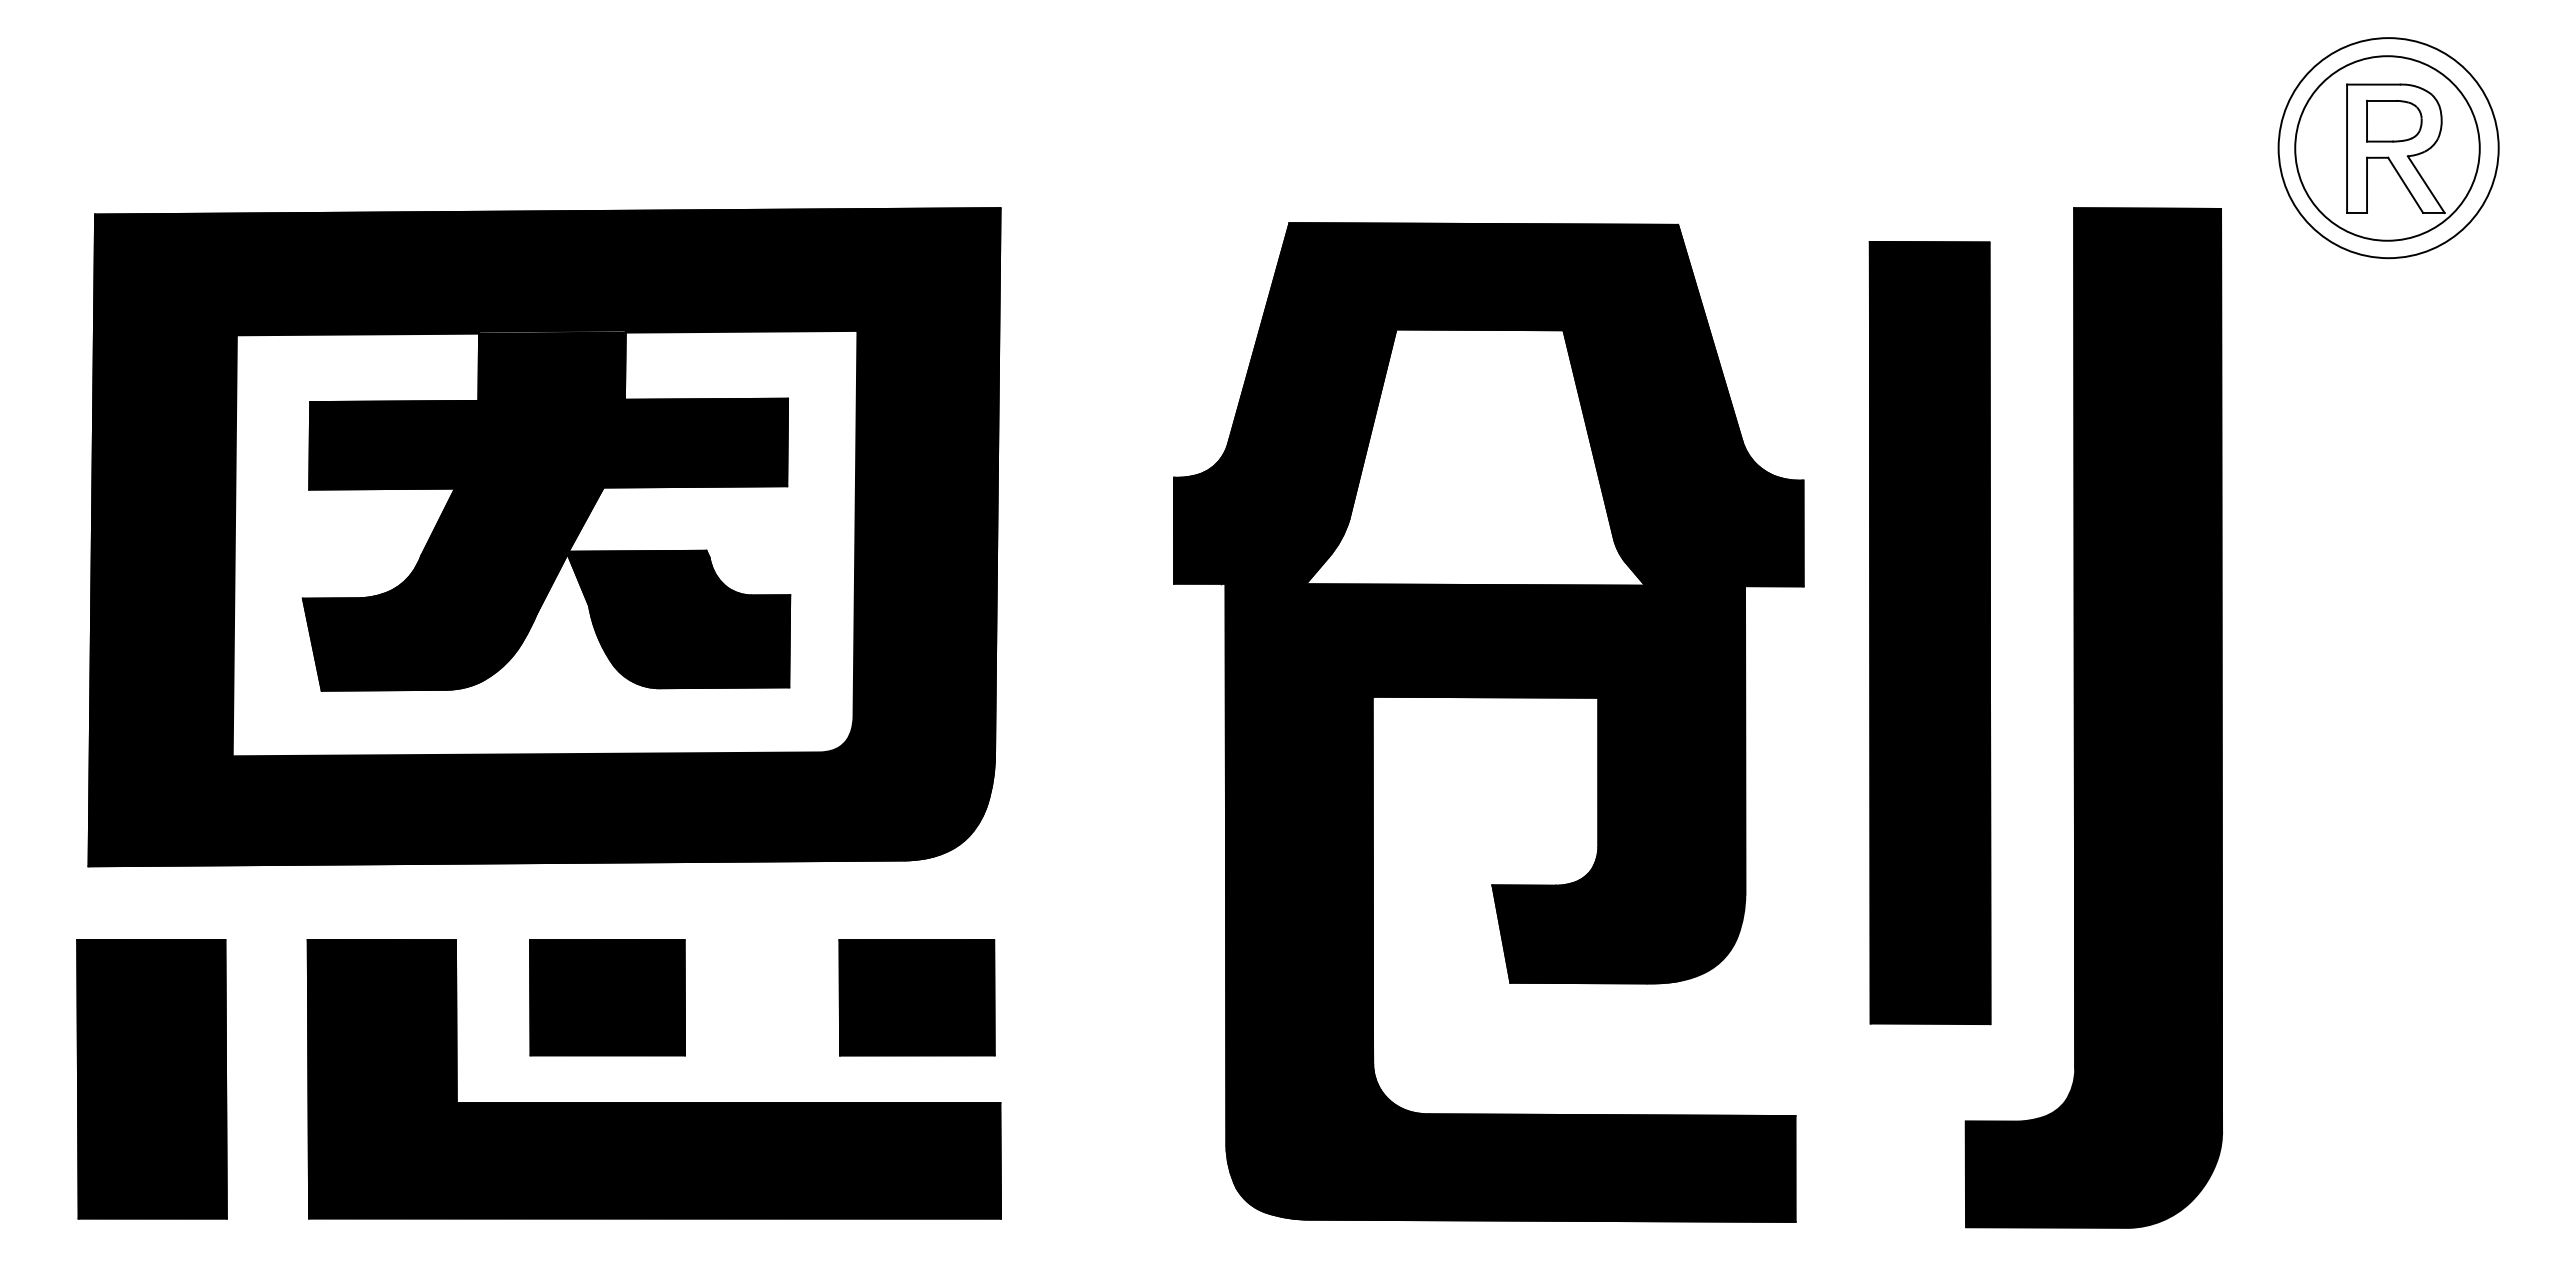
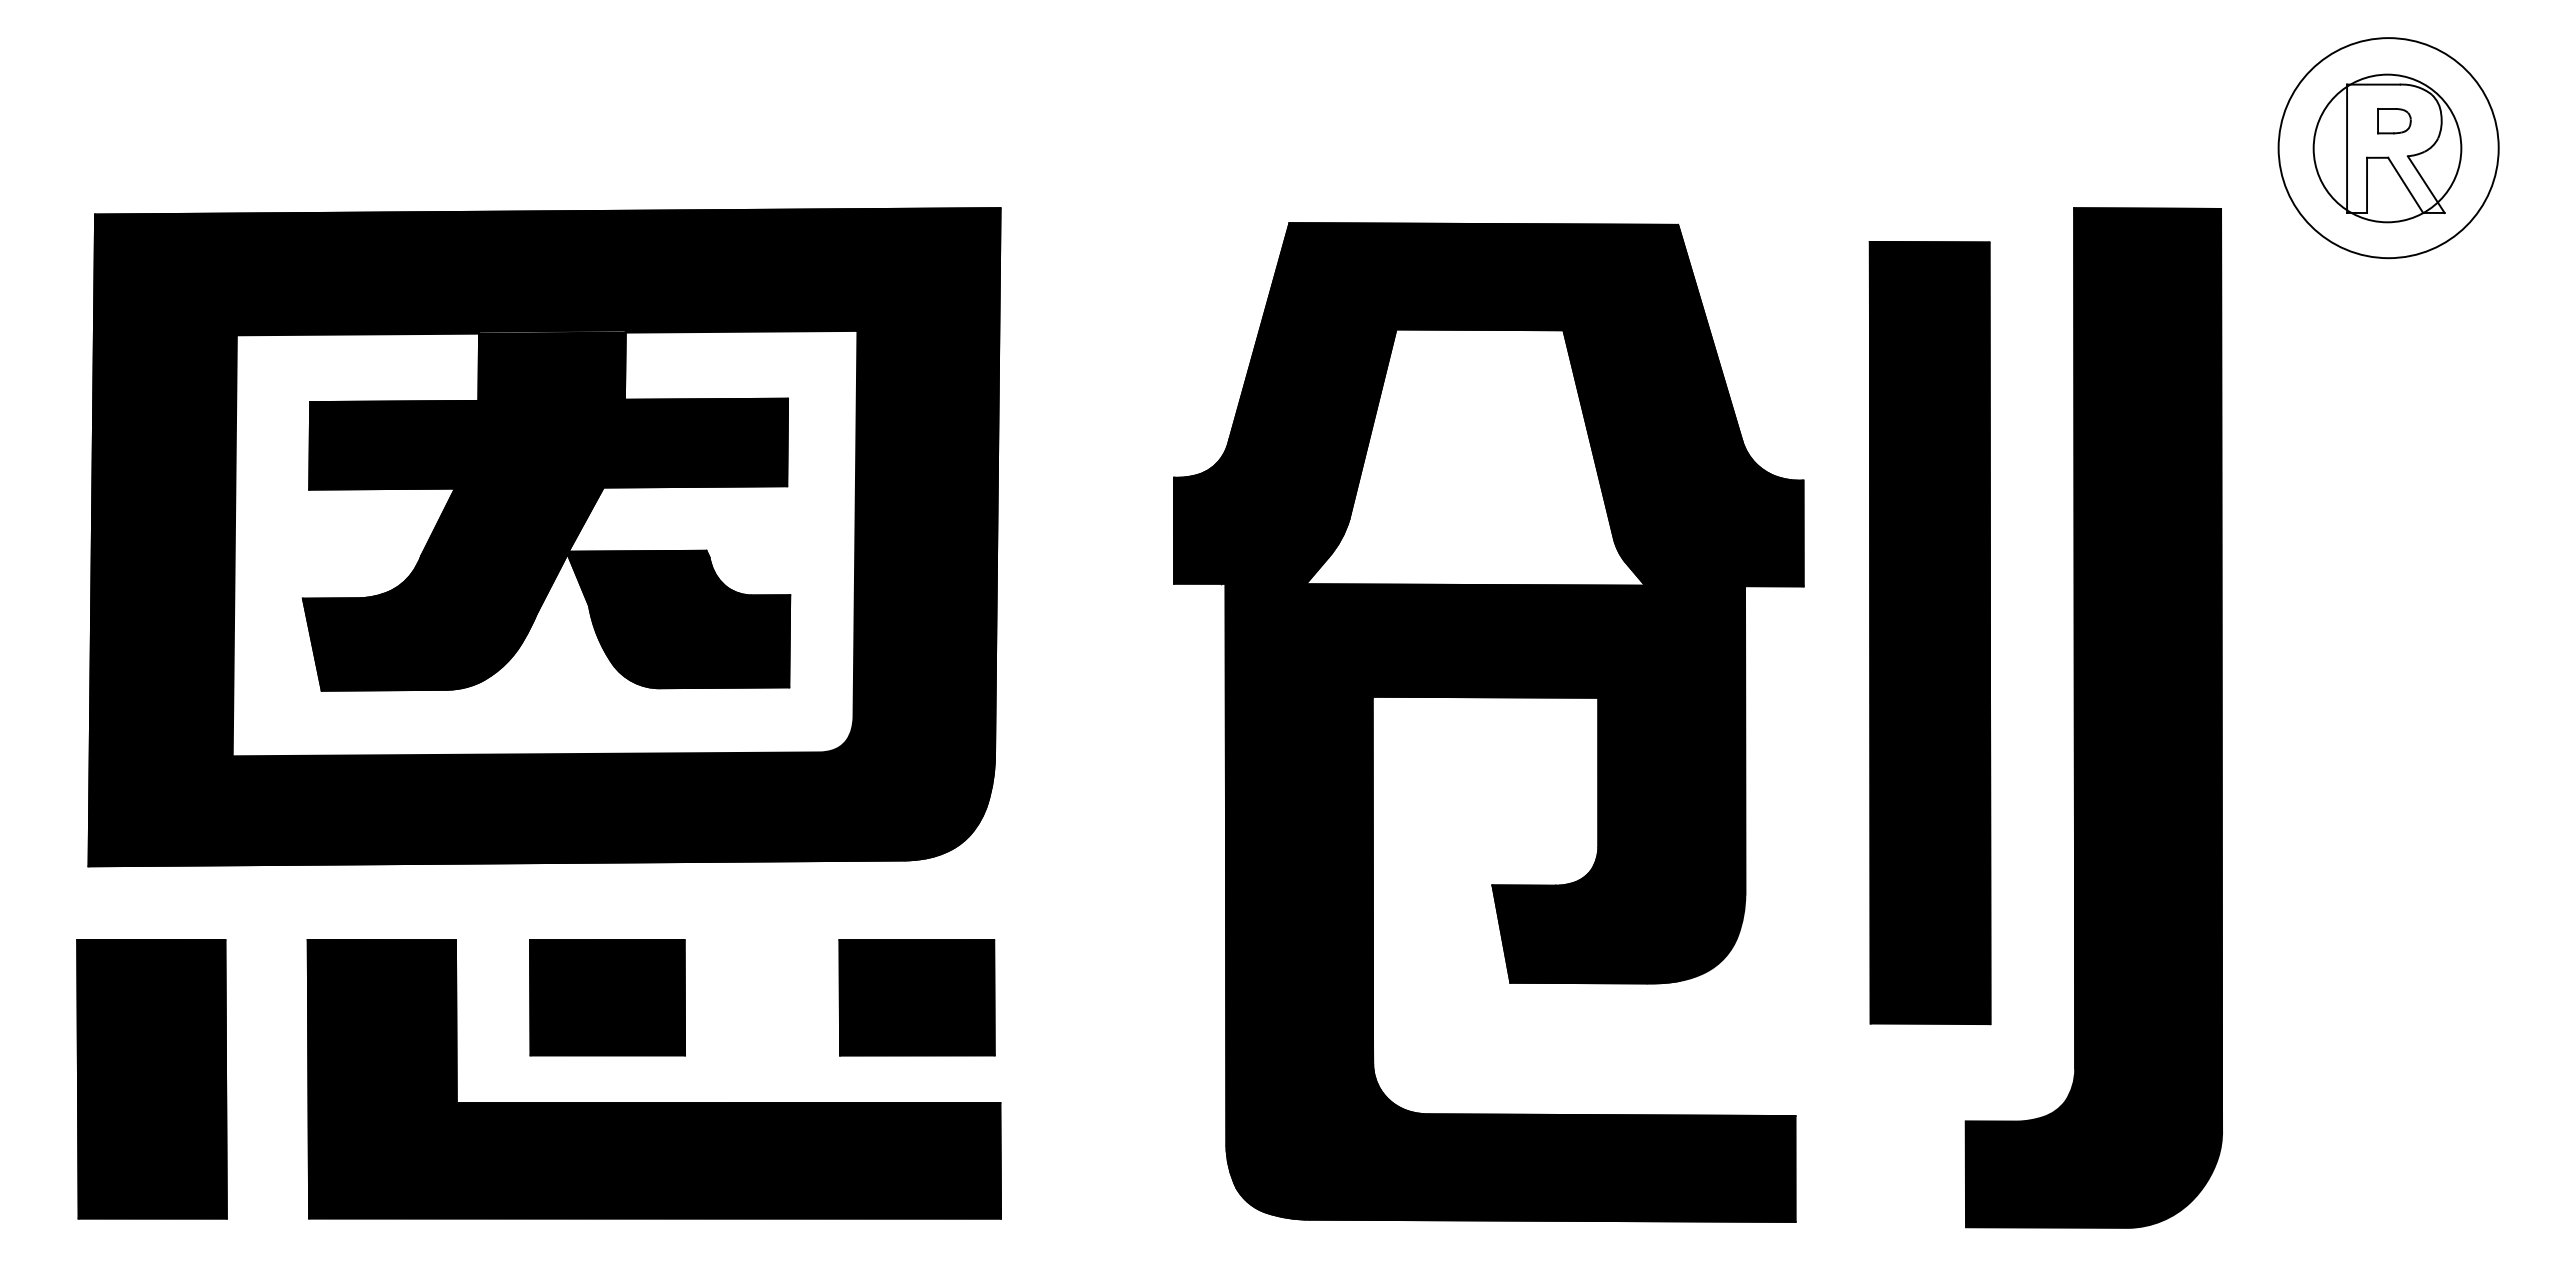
part size: 57x44 px -> 35x27 px (2394, 121)
circle diameter: 185 px -> 148 px (2387, 148)
